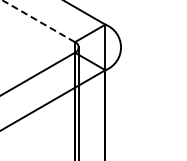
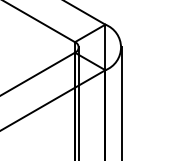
line: dashed -> solid (38, 21)
line: none -> present (121, 102)
